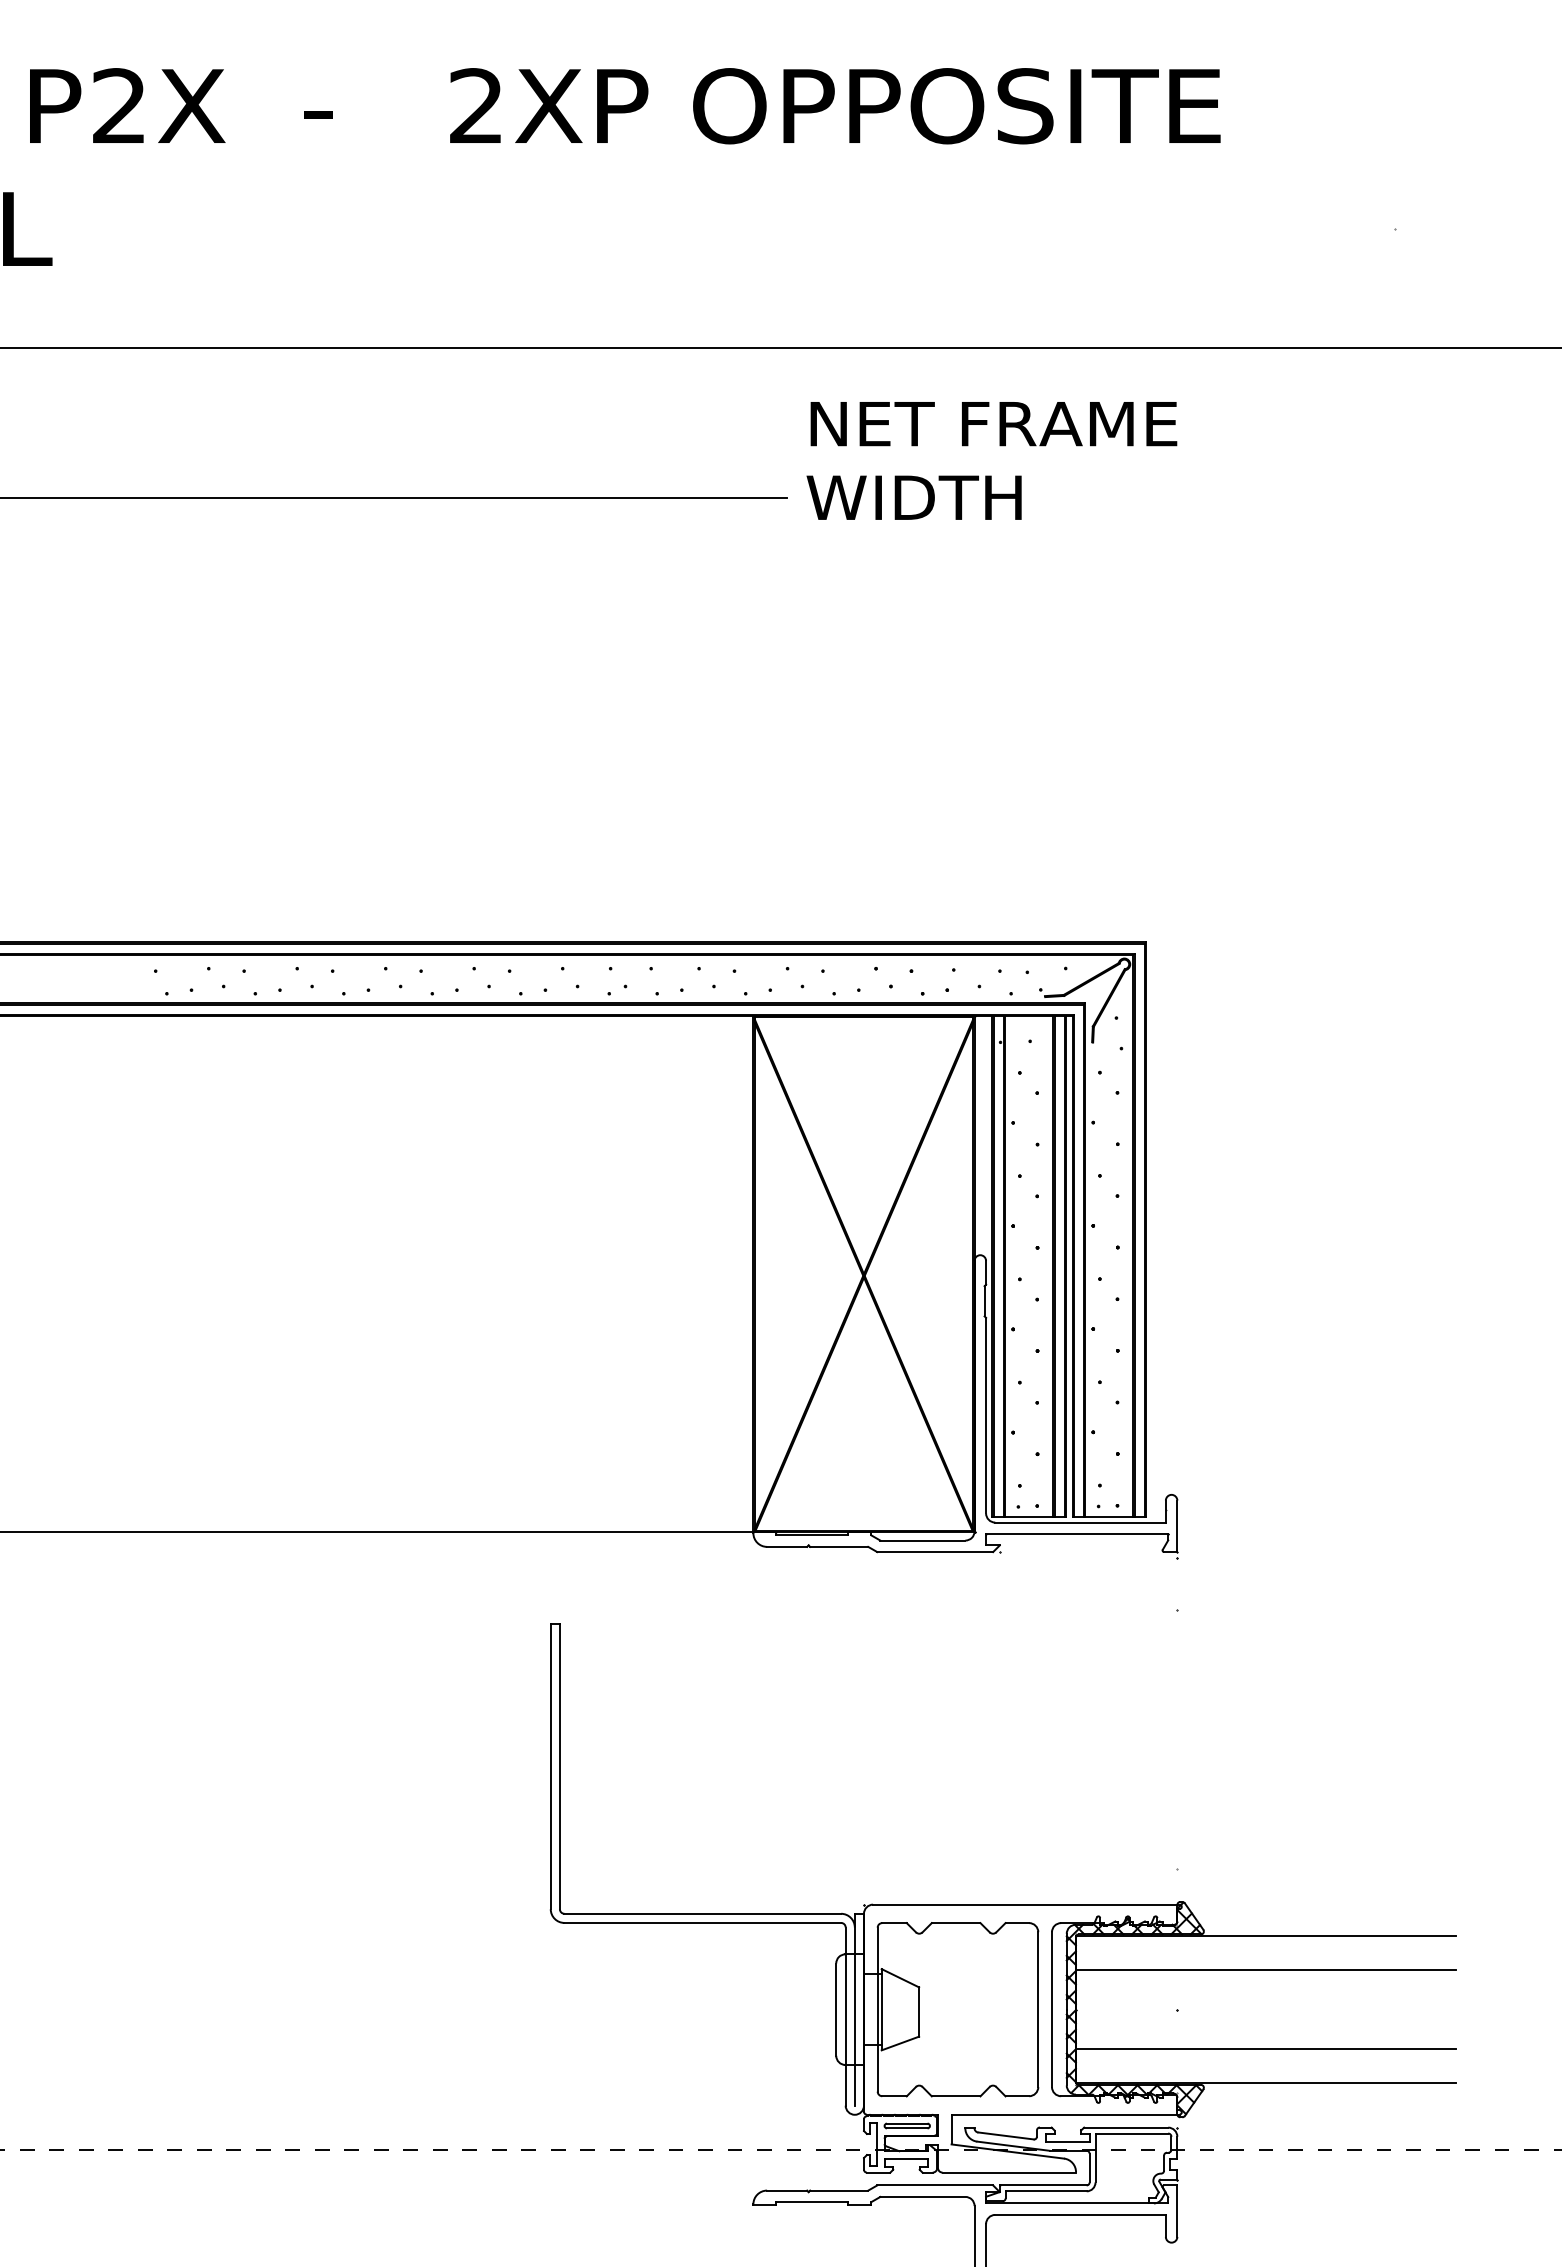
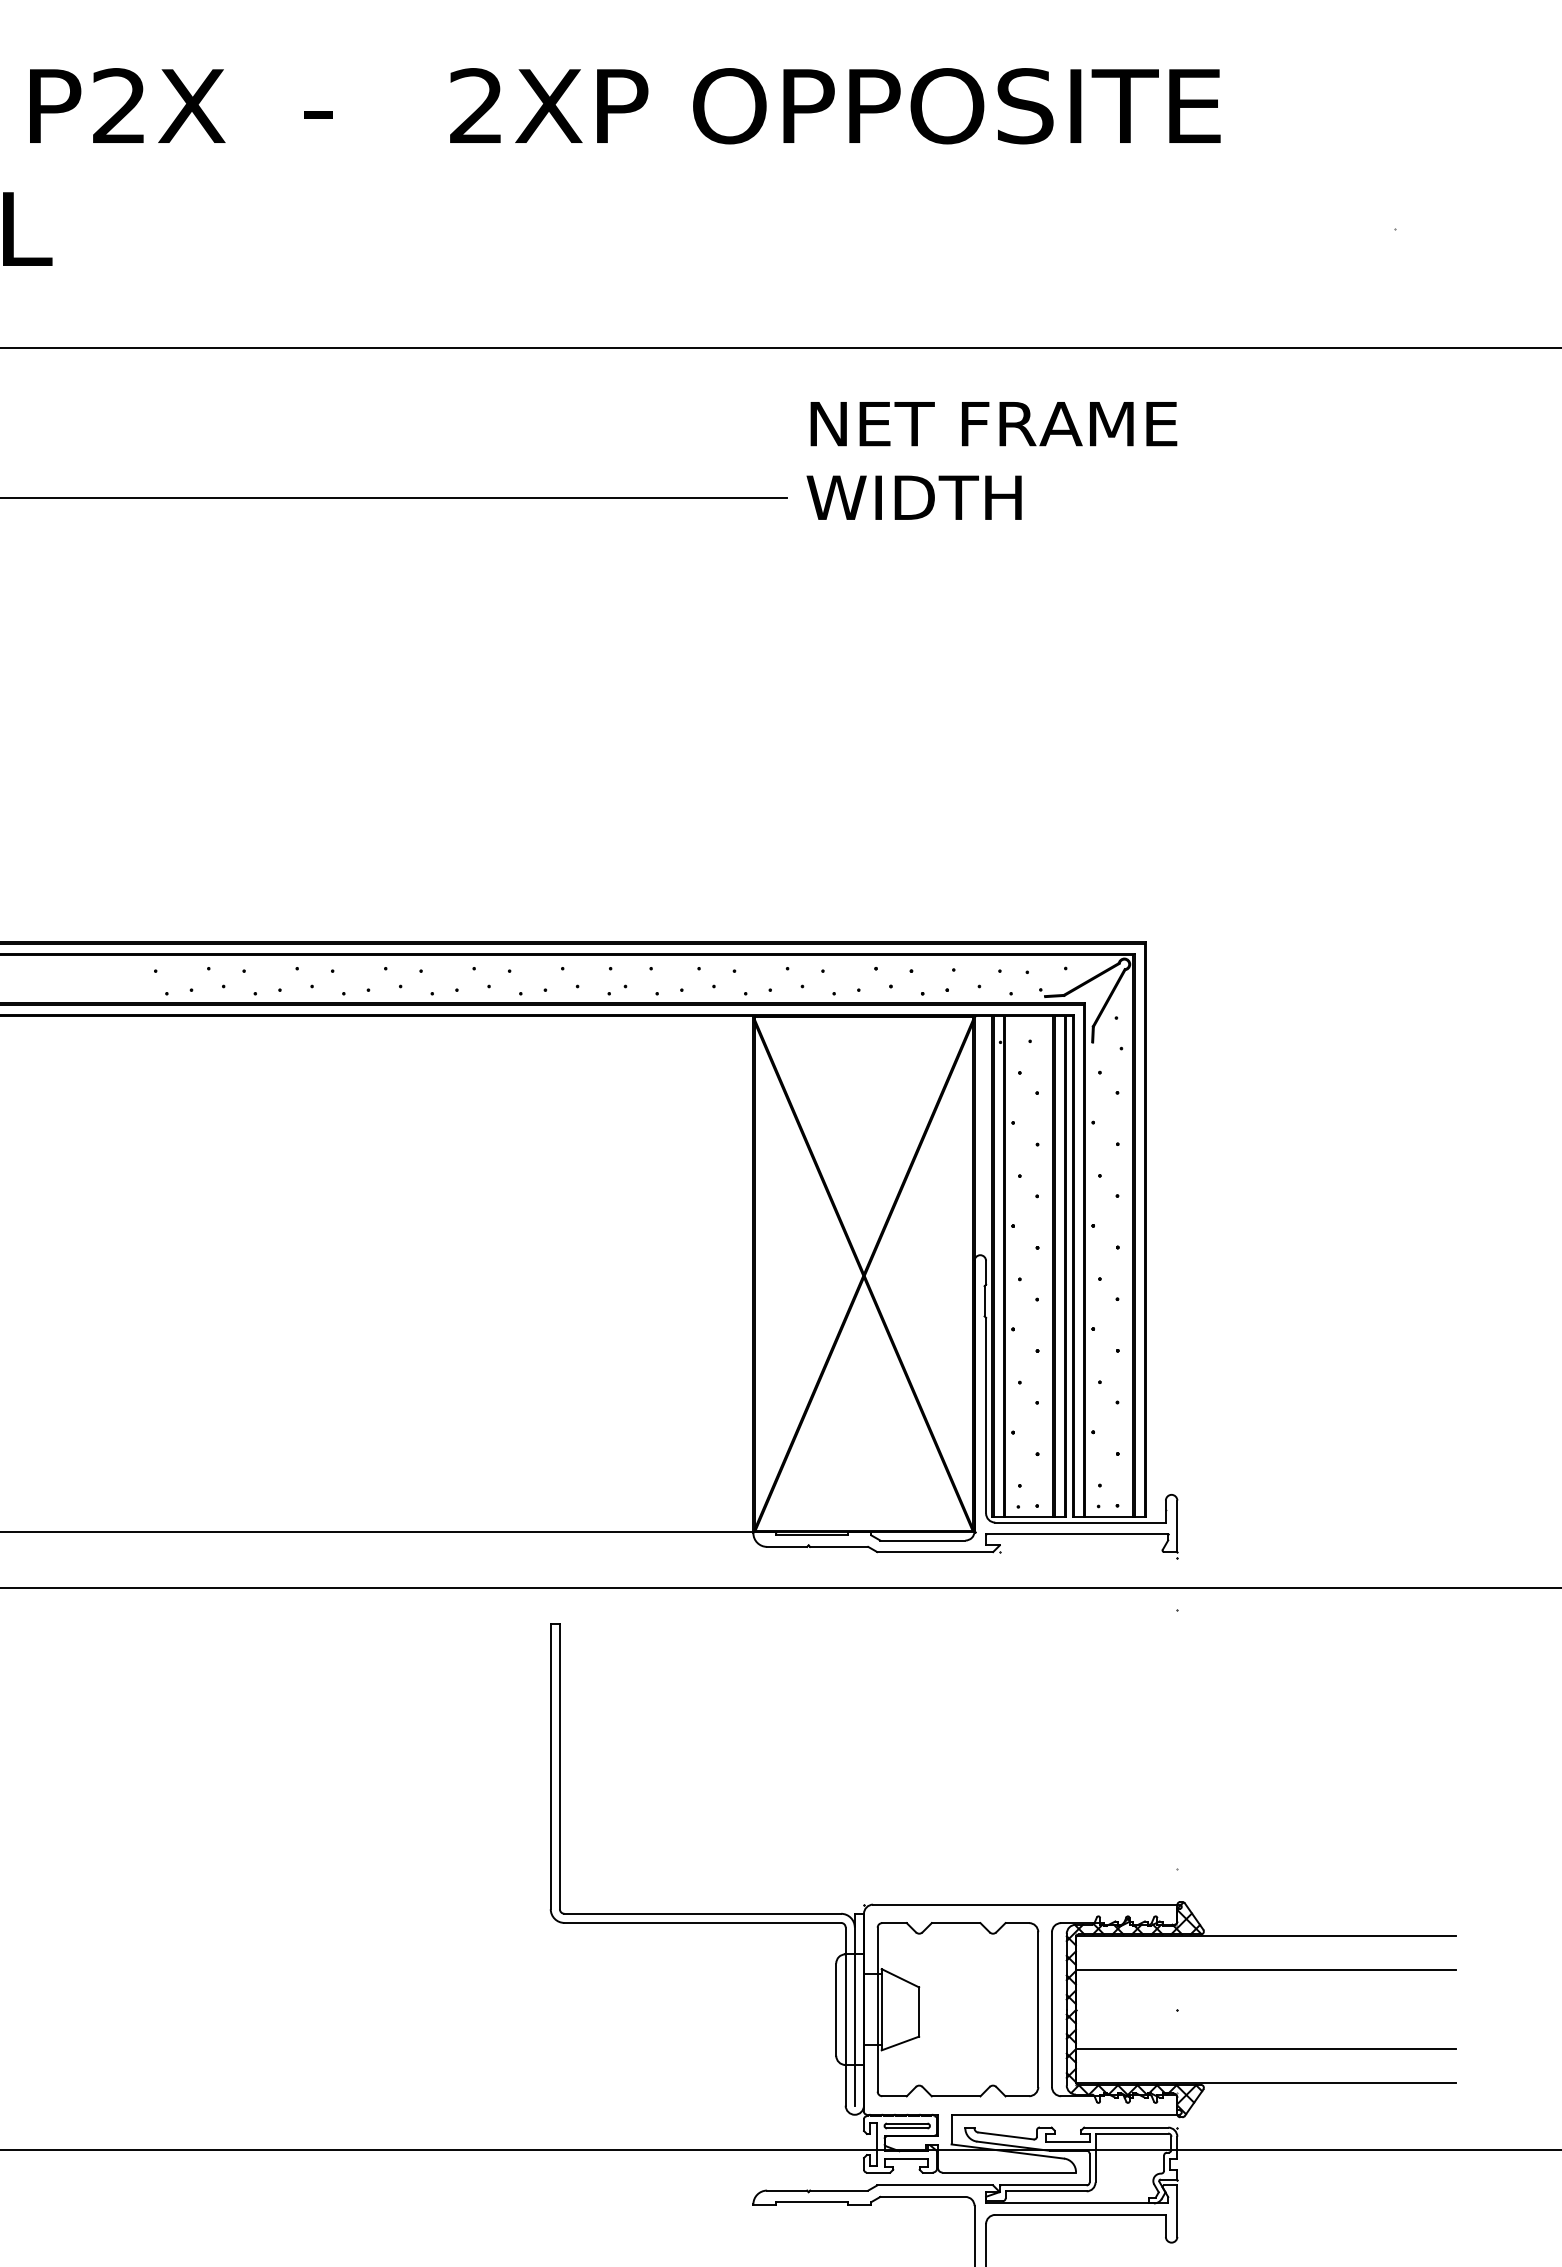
line: none -> present (780, 1588)
line: dashed -> solid (781, 2150)
